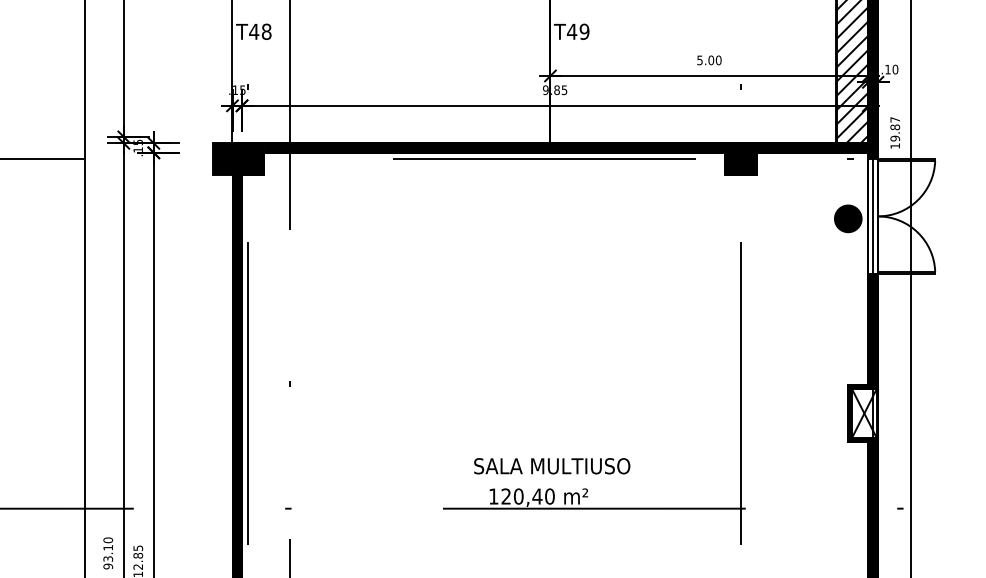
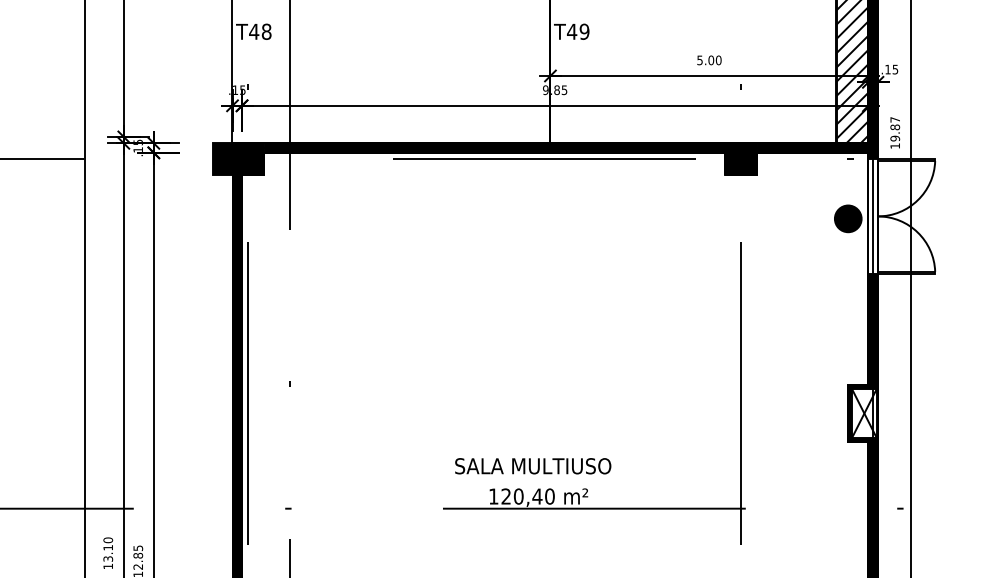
text: .10 -> .15 (895, 69)
text position: (552, 466) -> (533, 466) (533, 466)
text: 93.10 -> 13.10 (108, 566)
